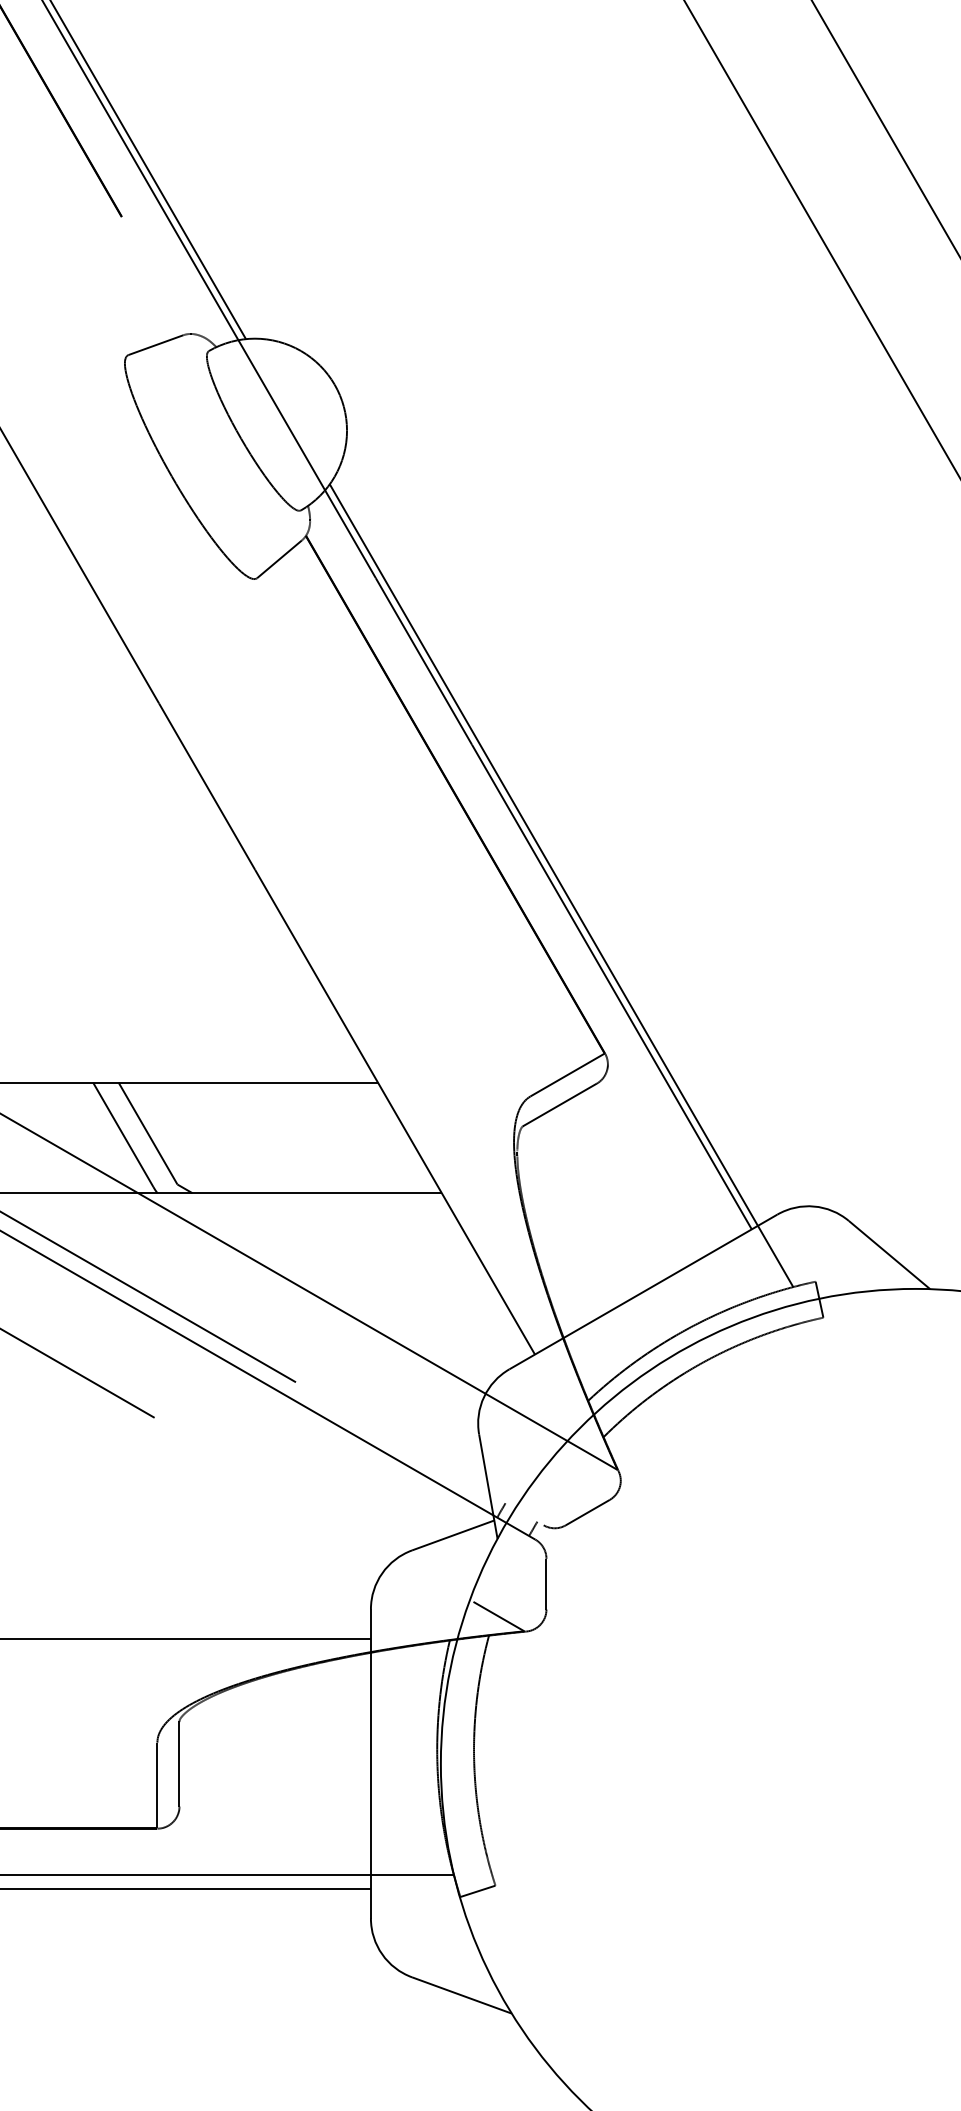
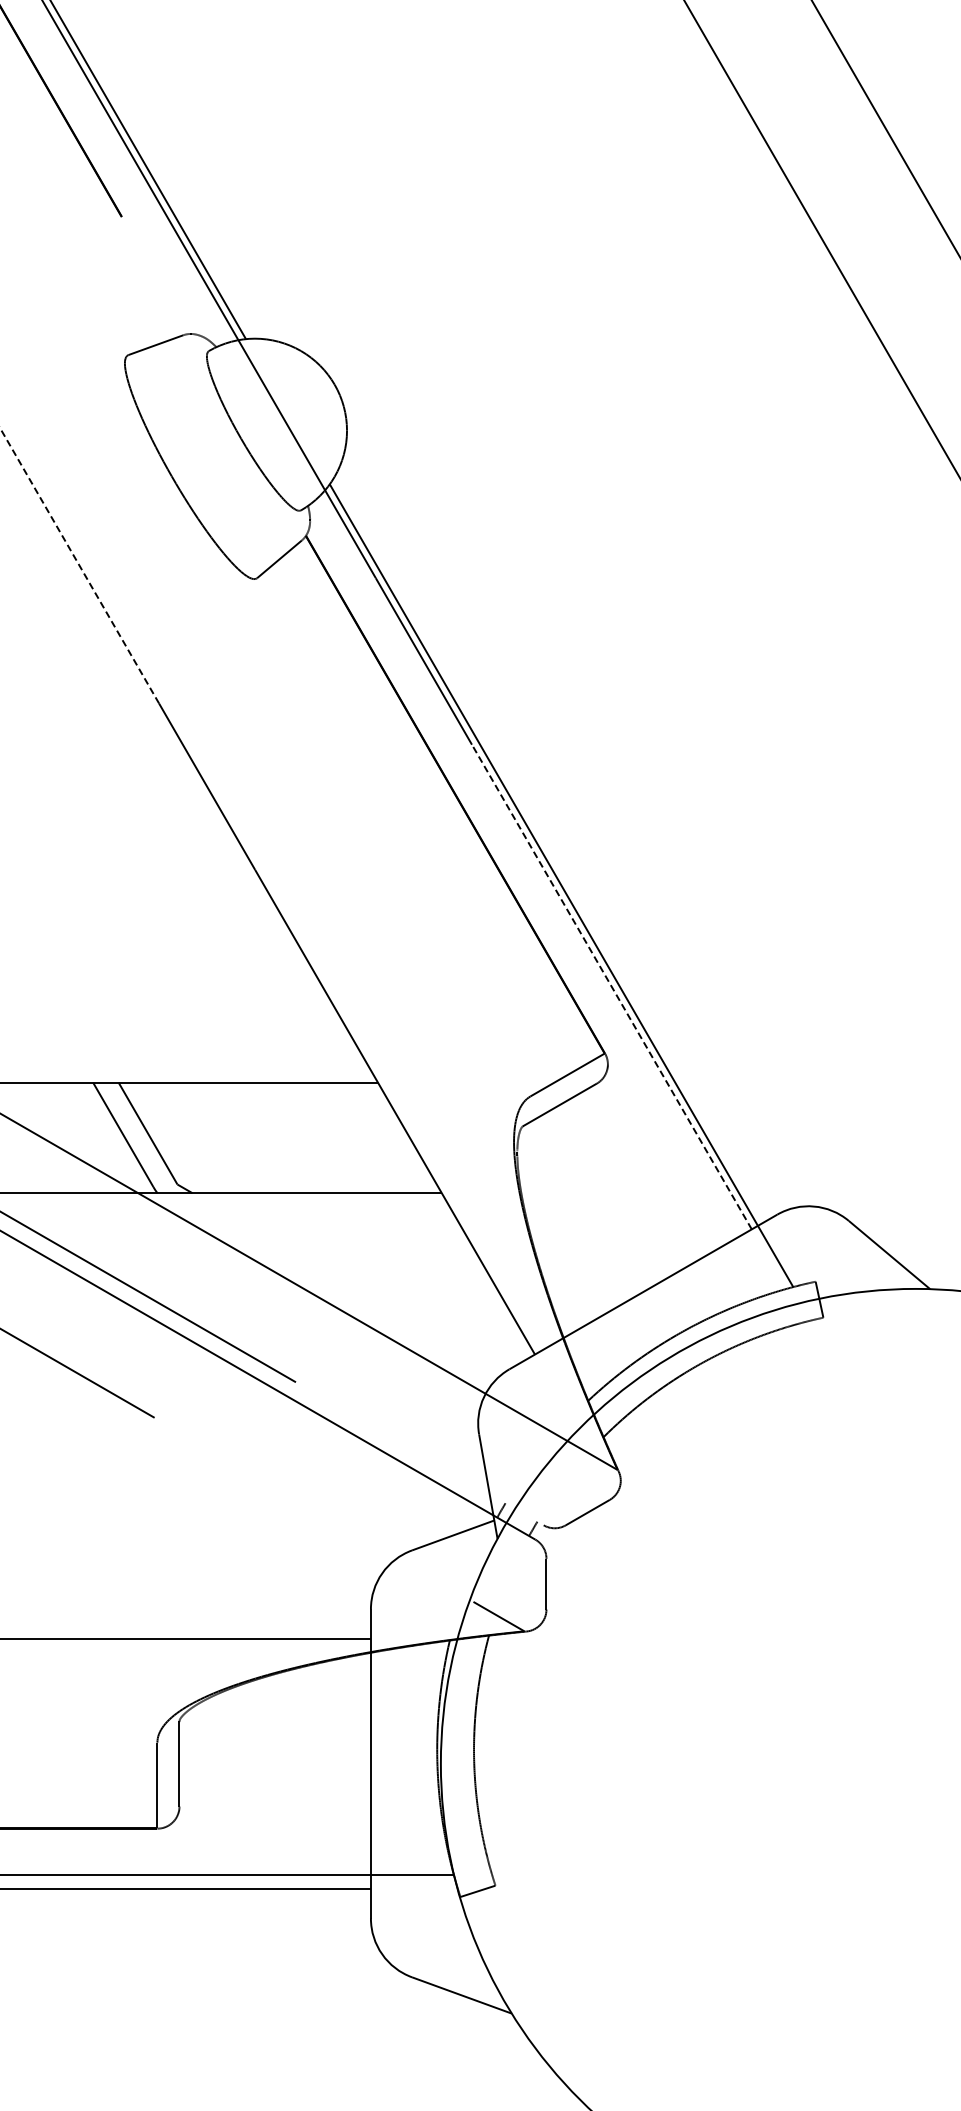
line: solid -> dashed (79, 565)
line: solid -> dashed (611, 987)
